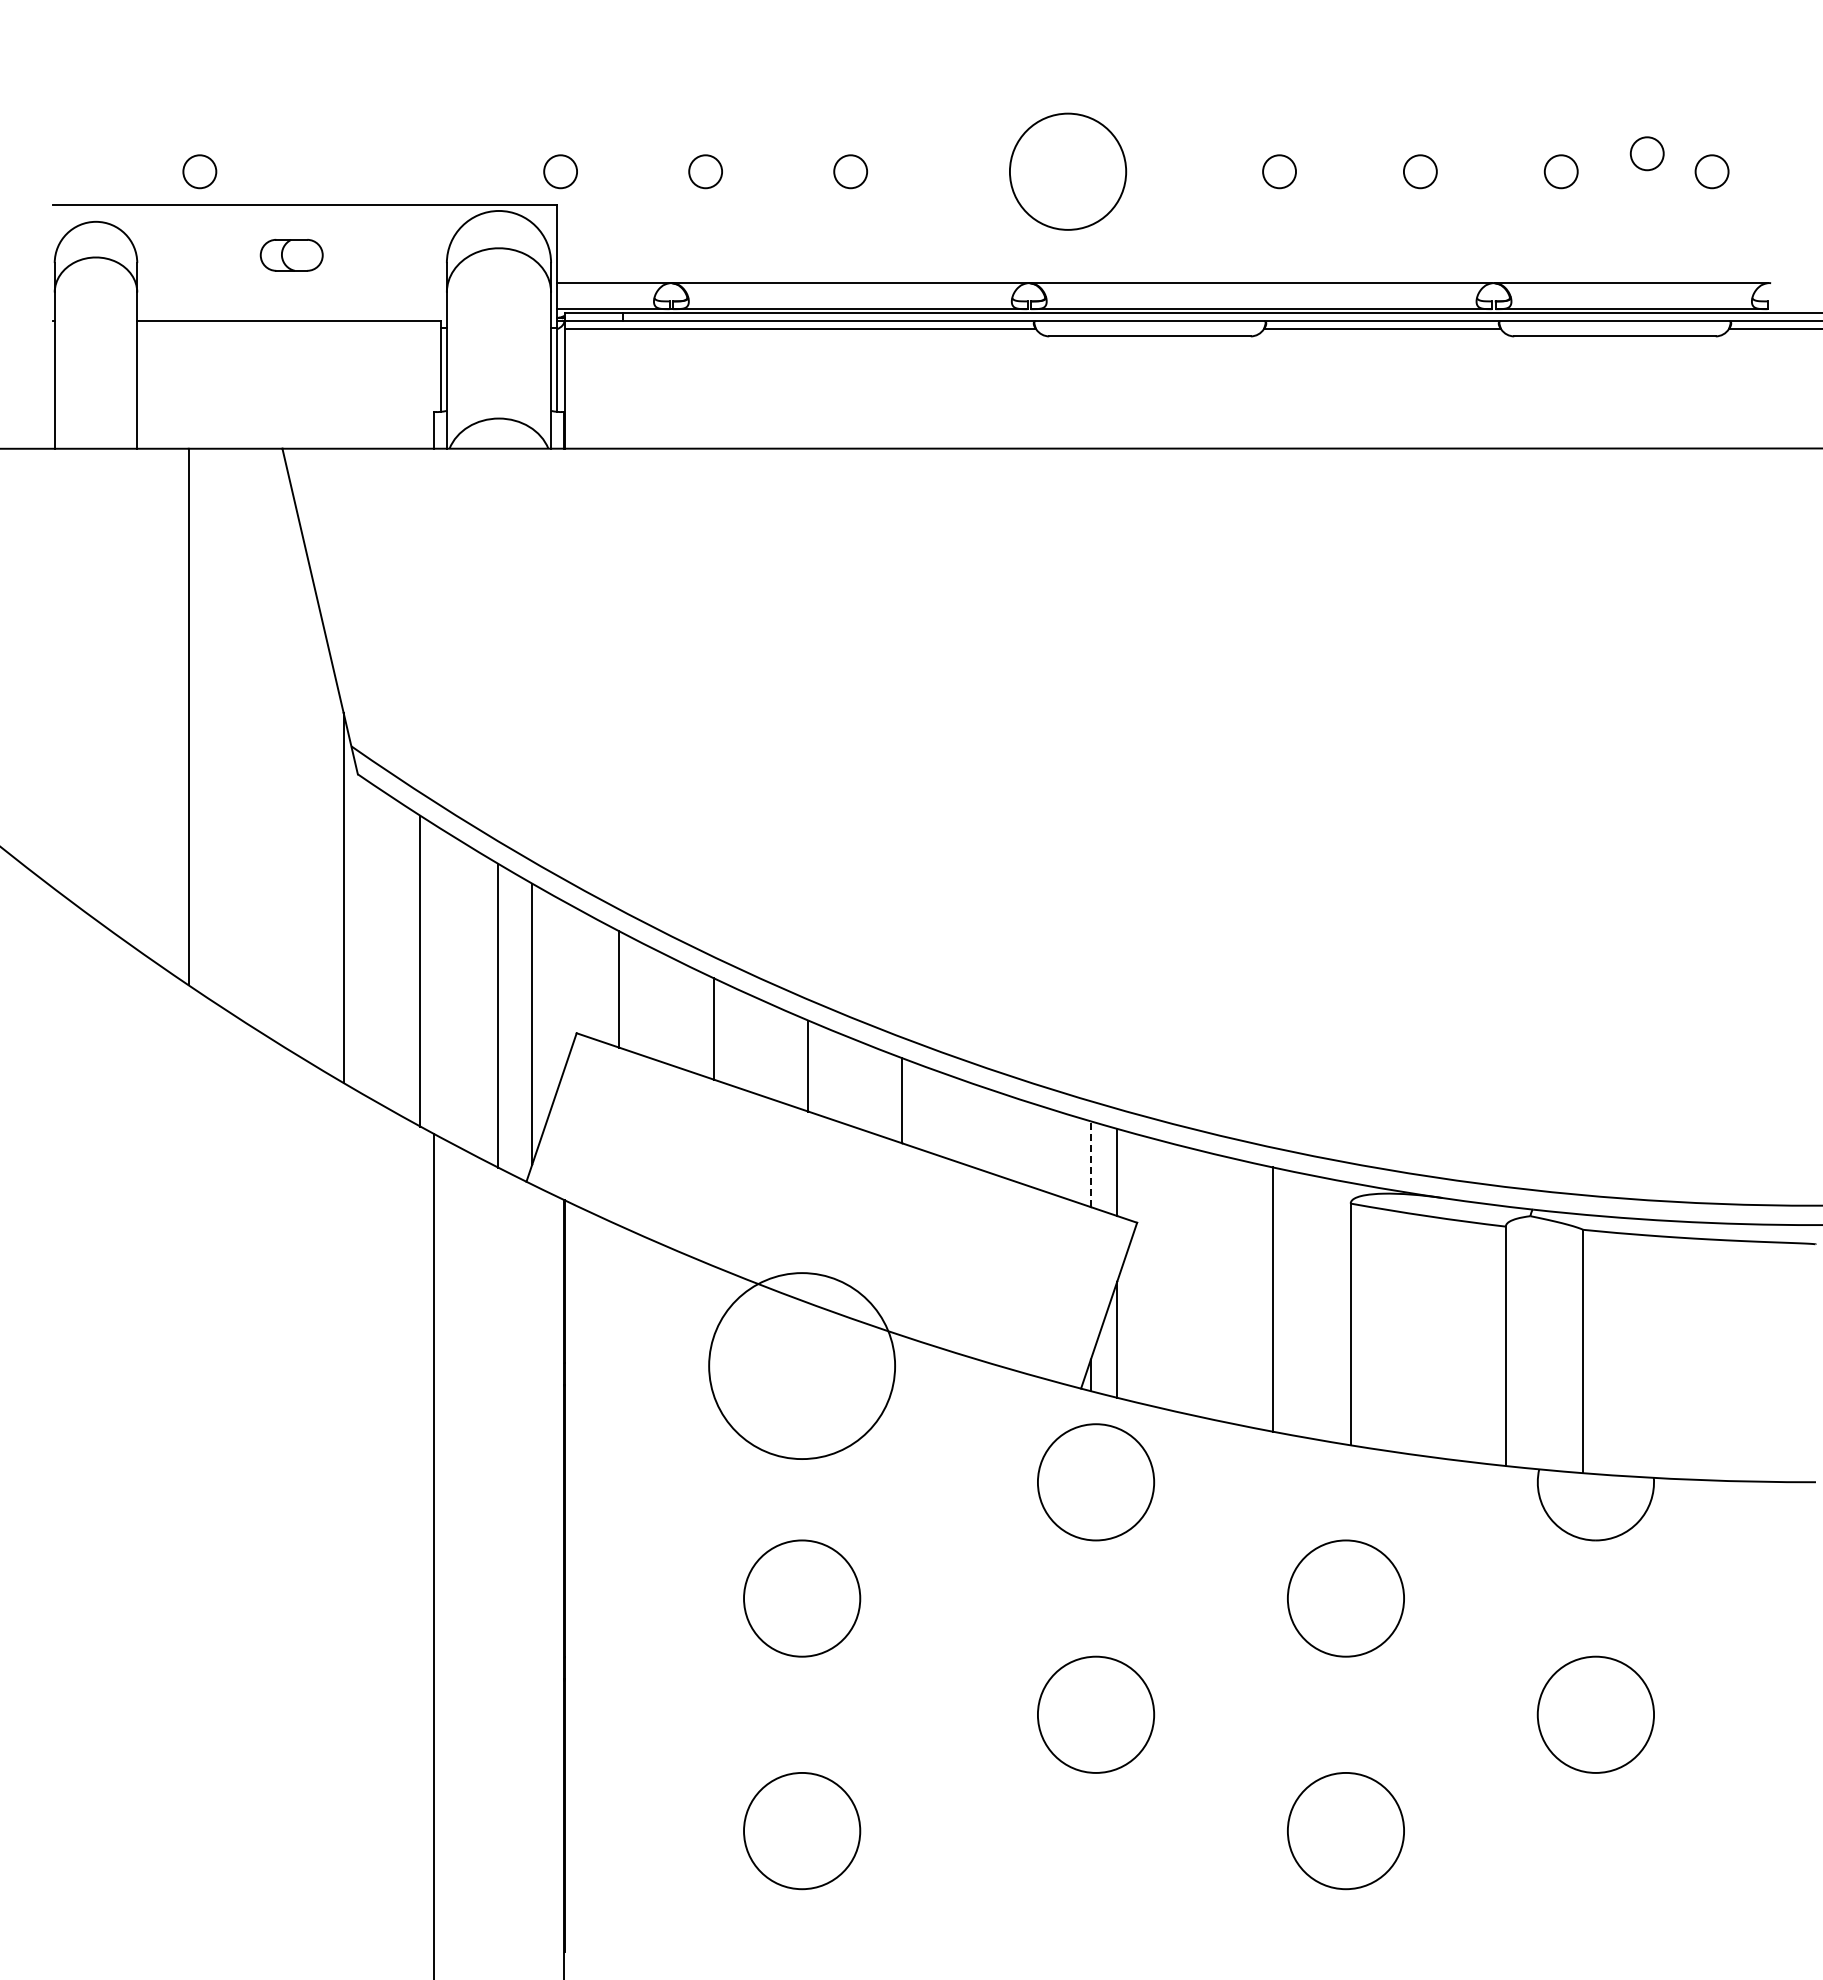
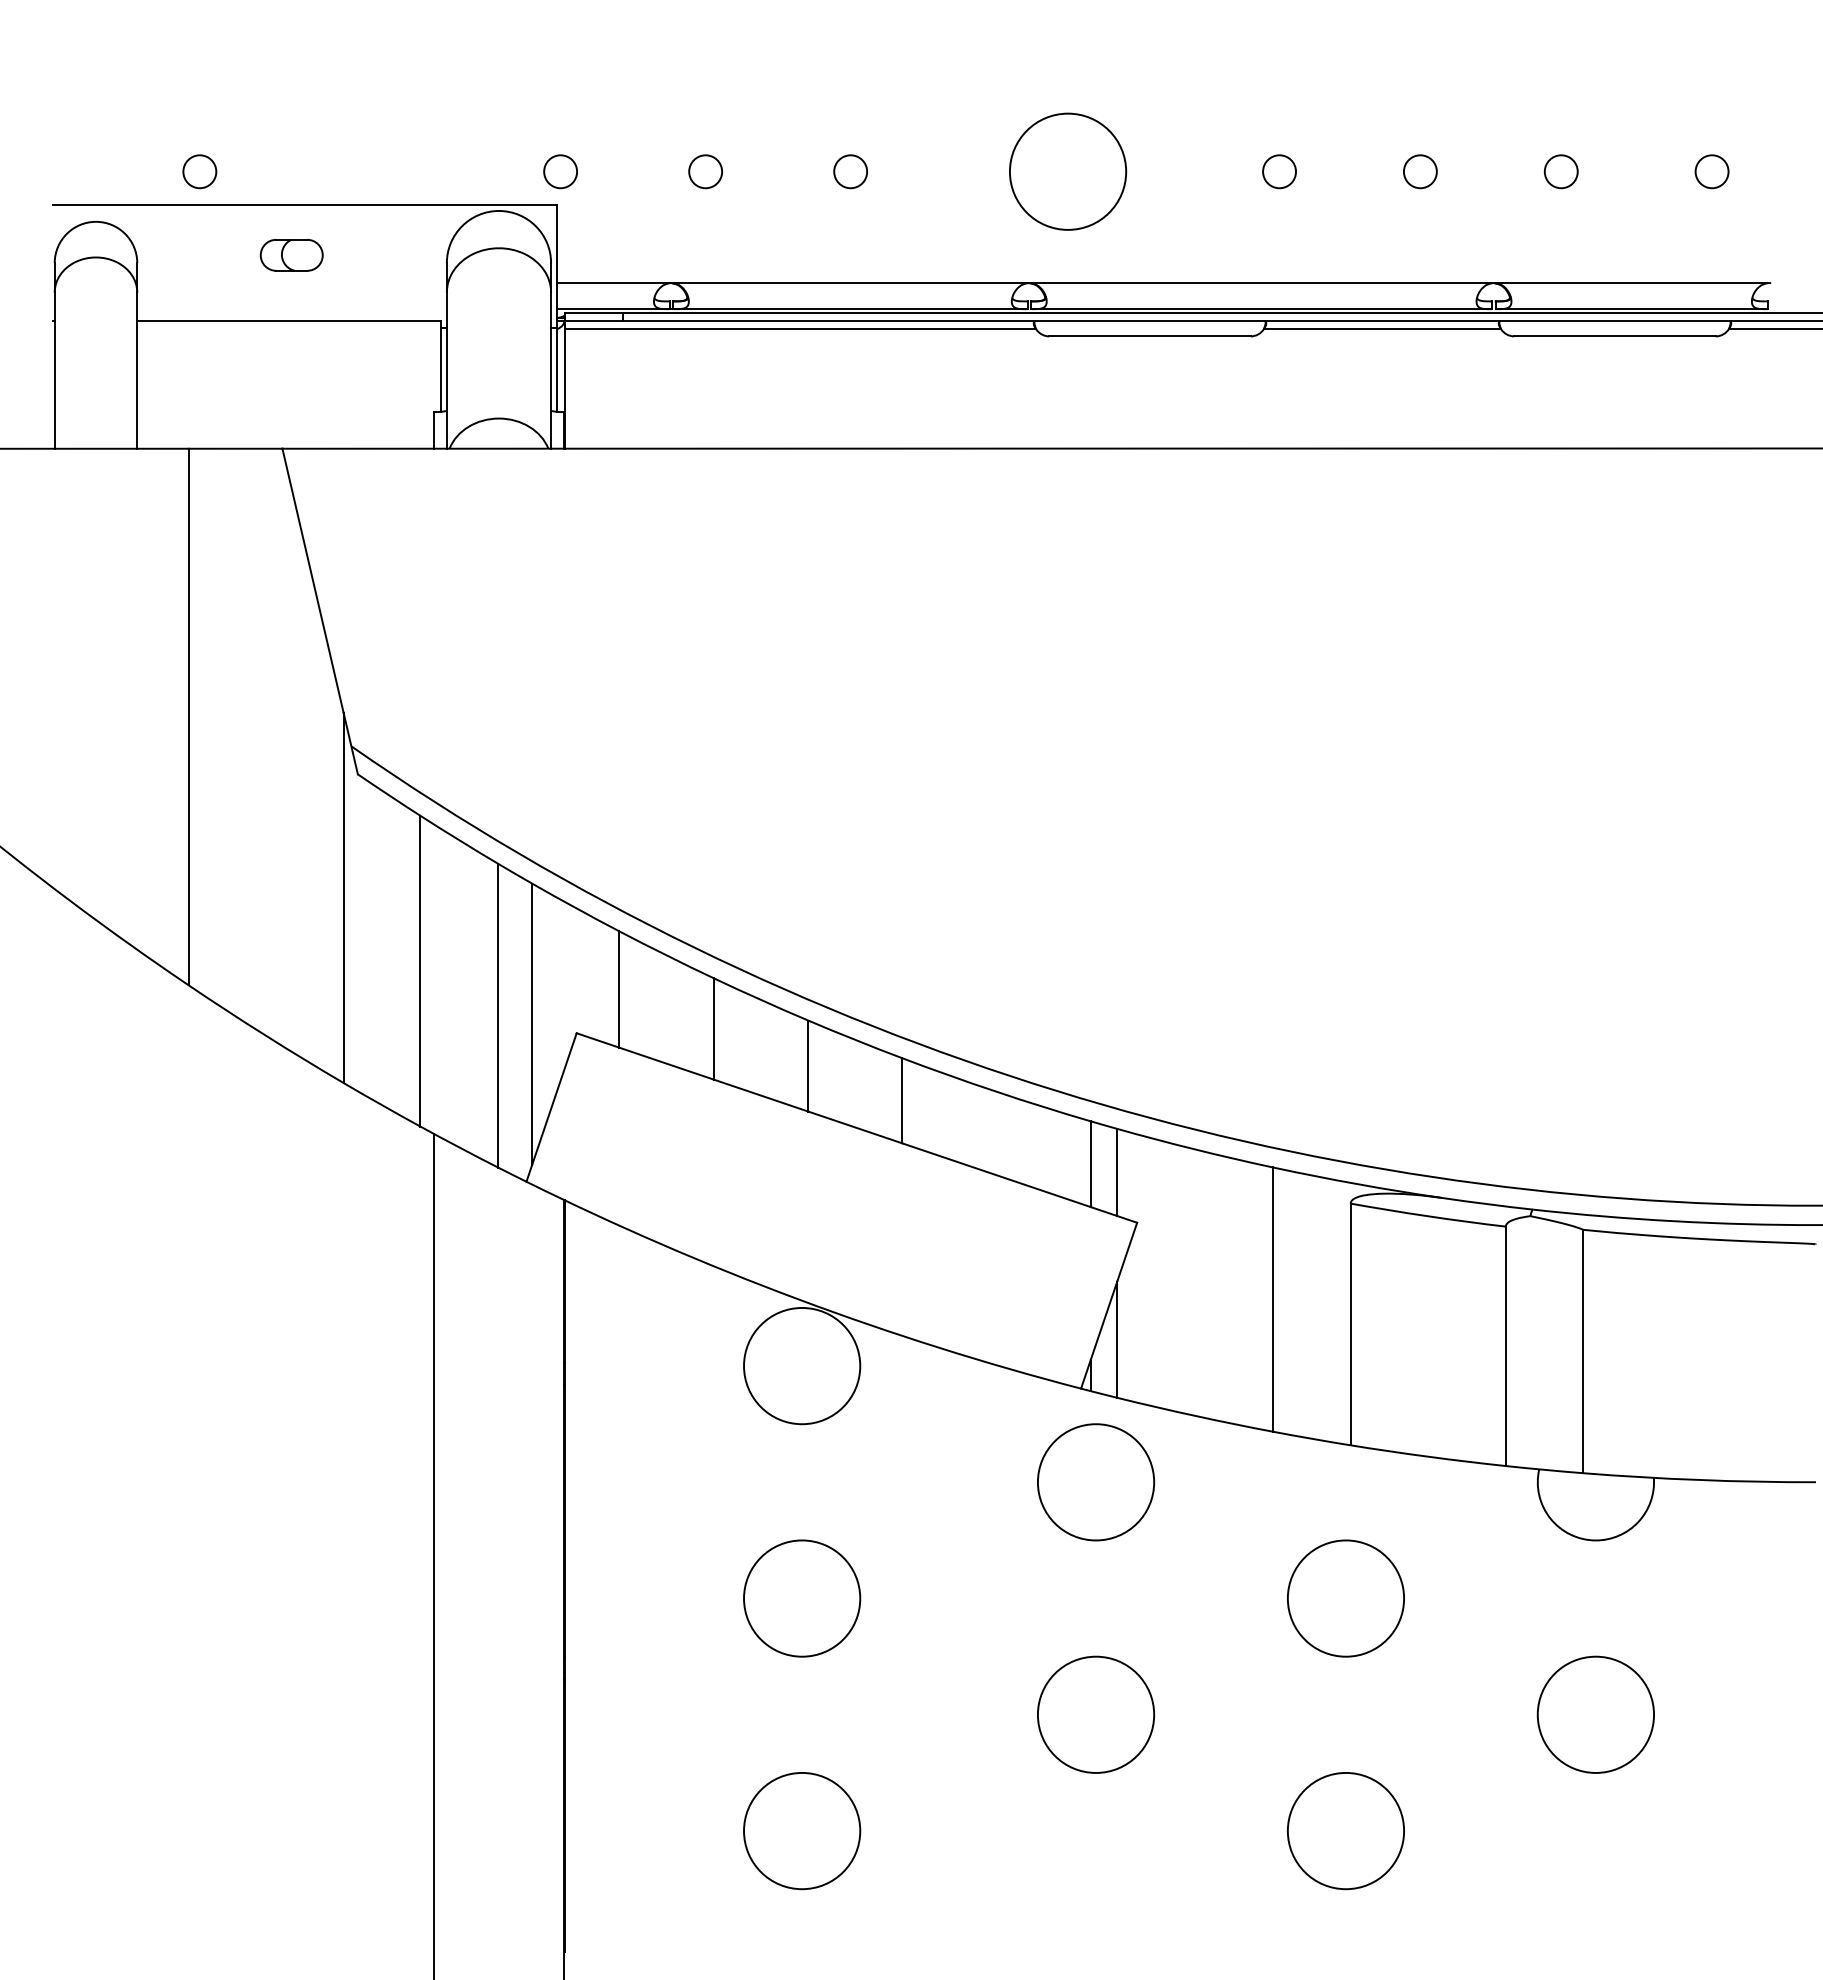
circle: present -> none (1646, 153)
line: dashed -> solid (1090, 1164)
circle diameter: 186 px -> 116 px (802, 1365)
